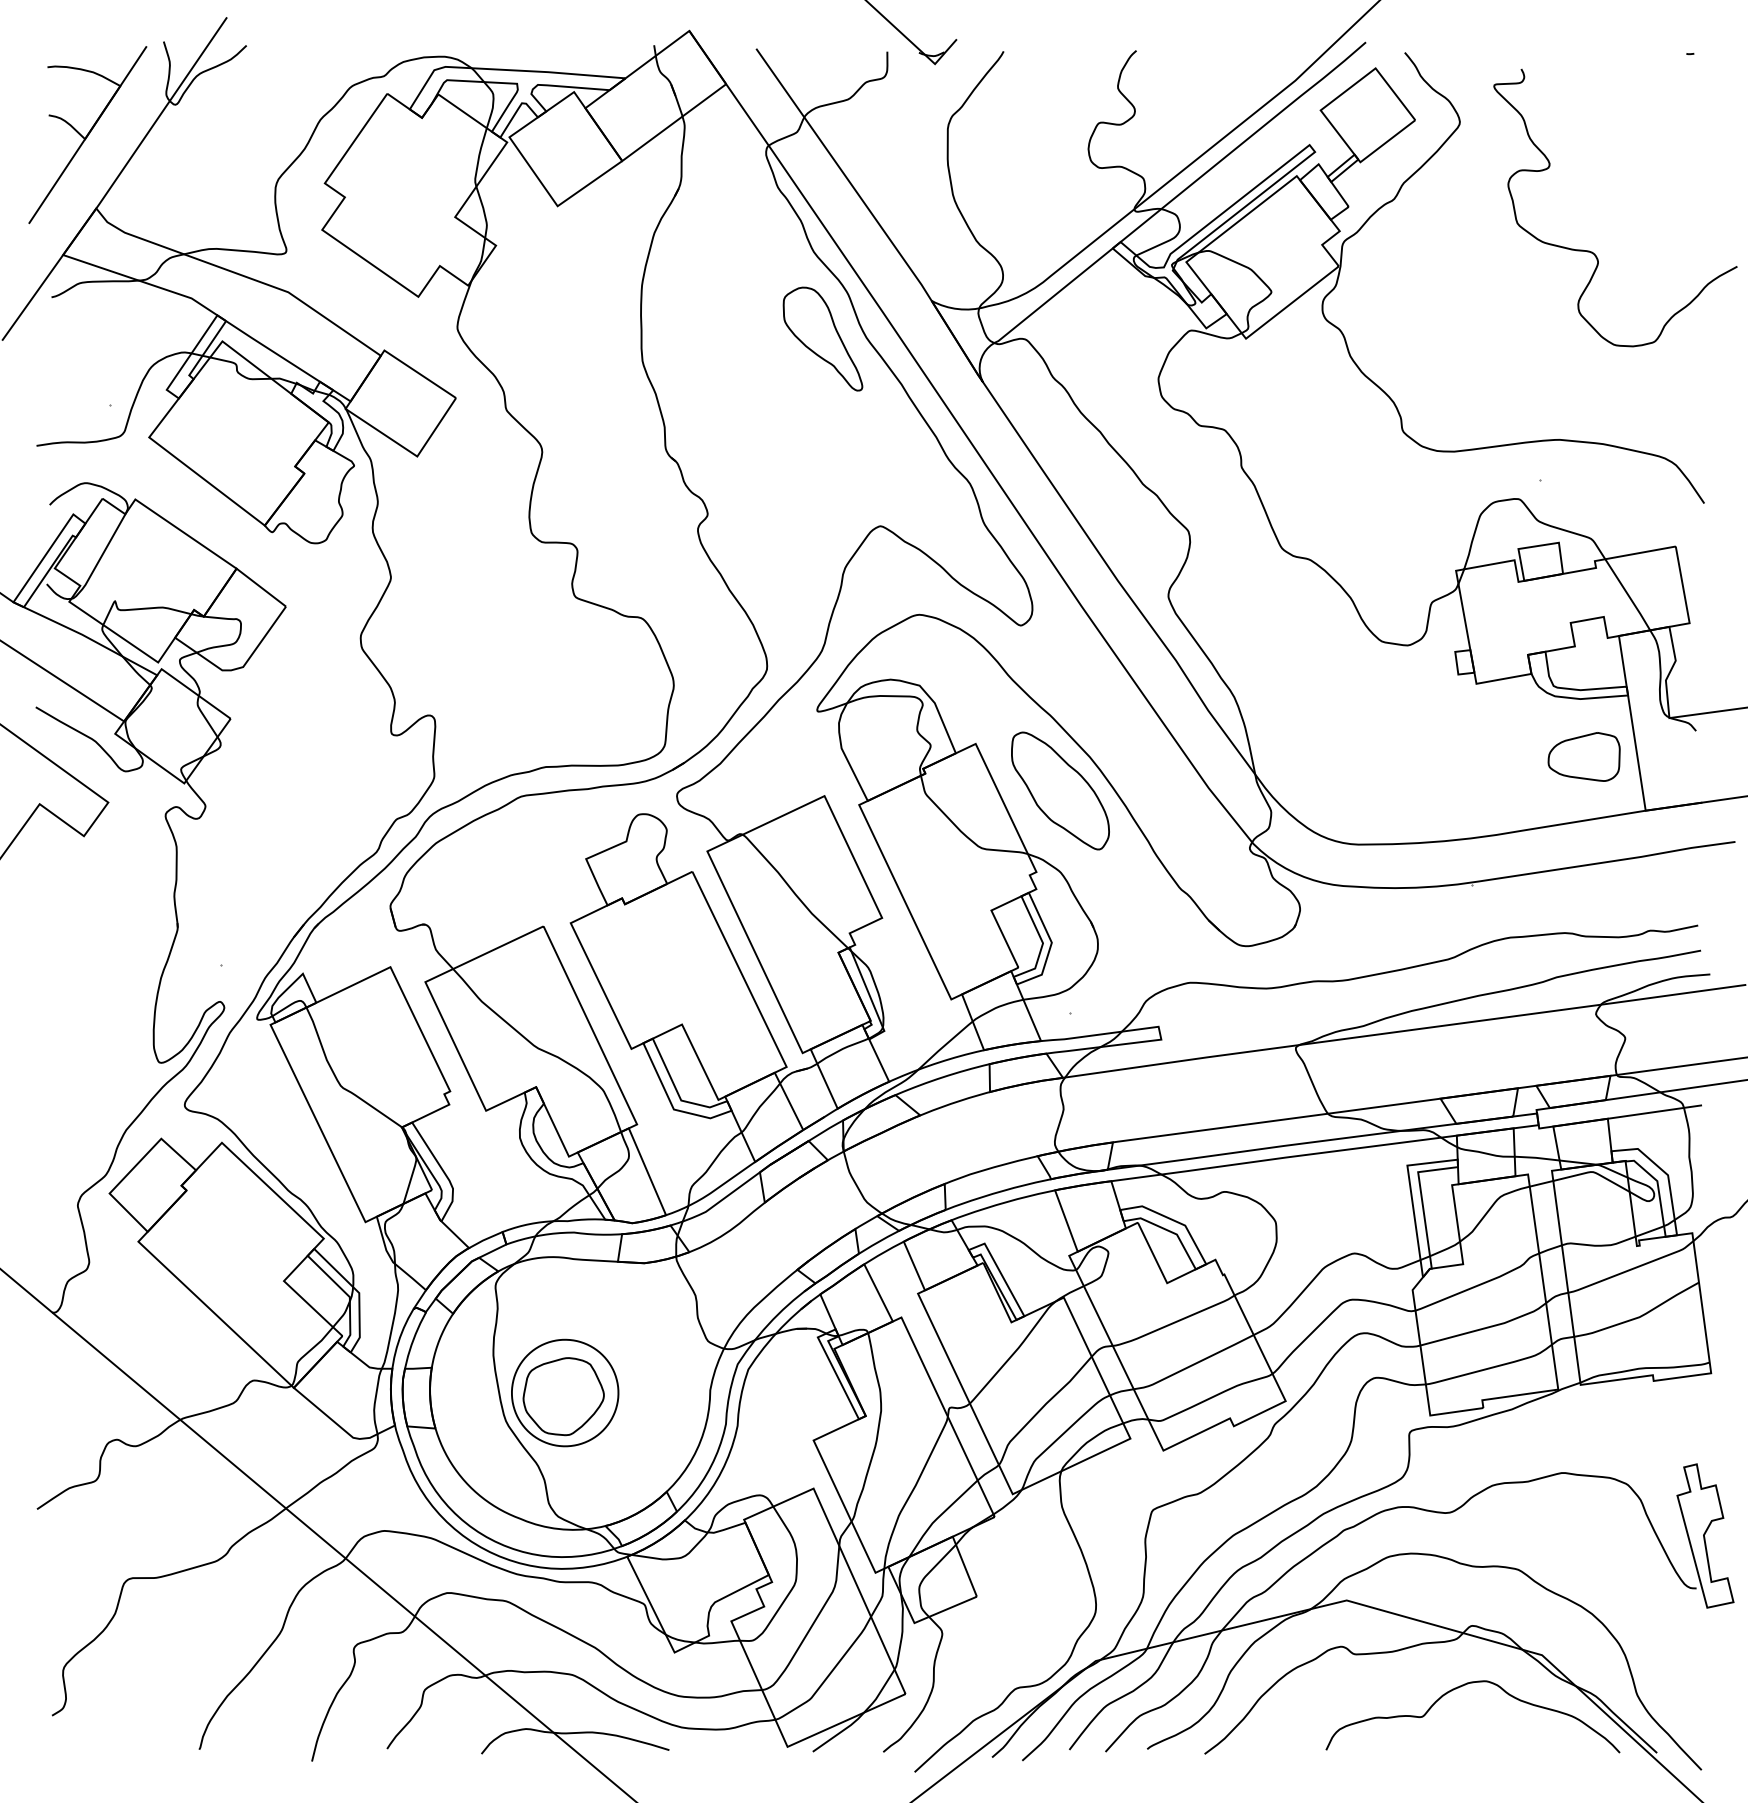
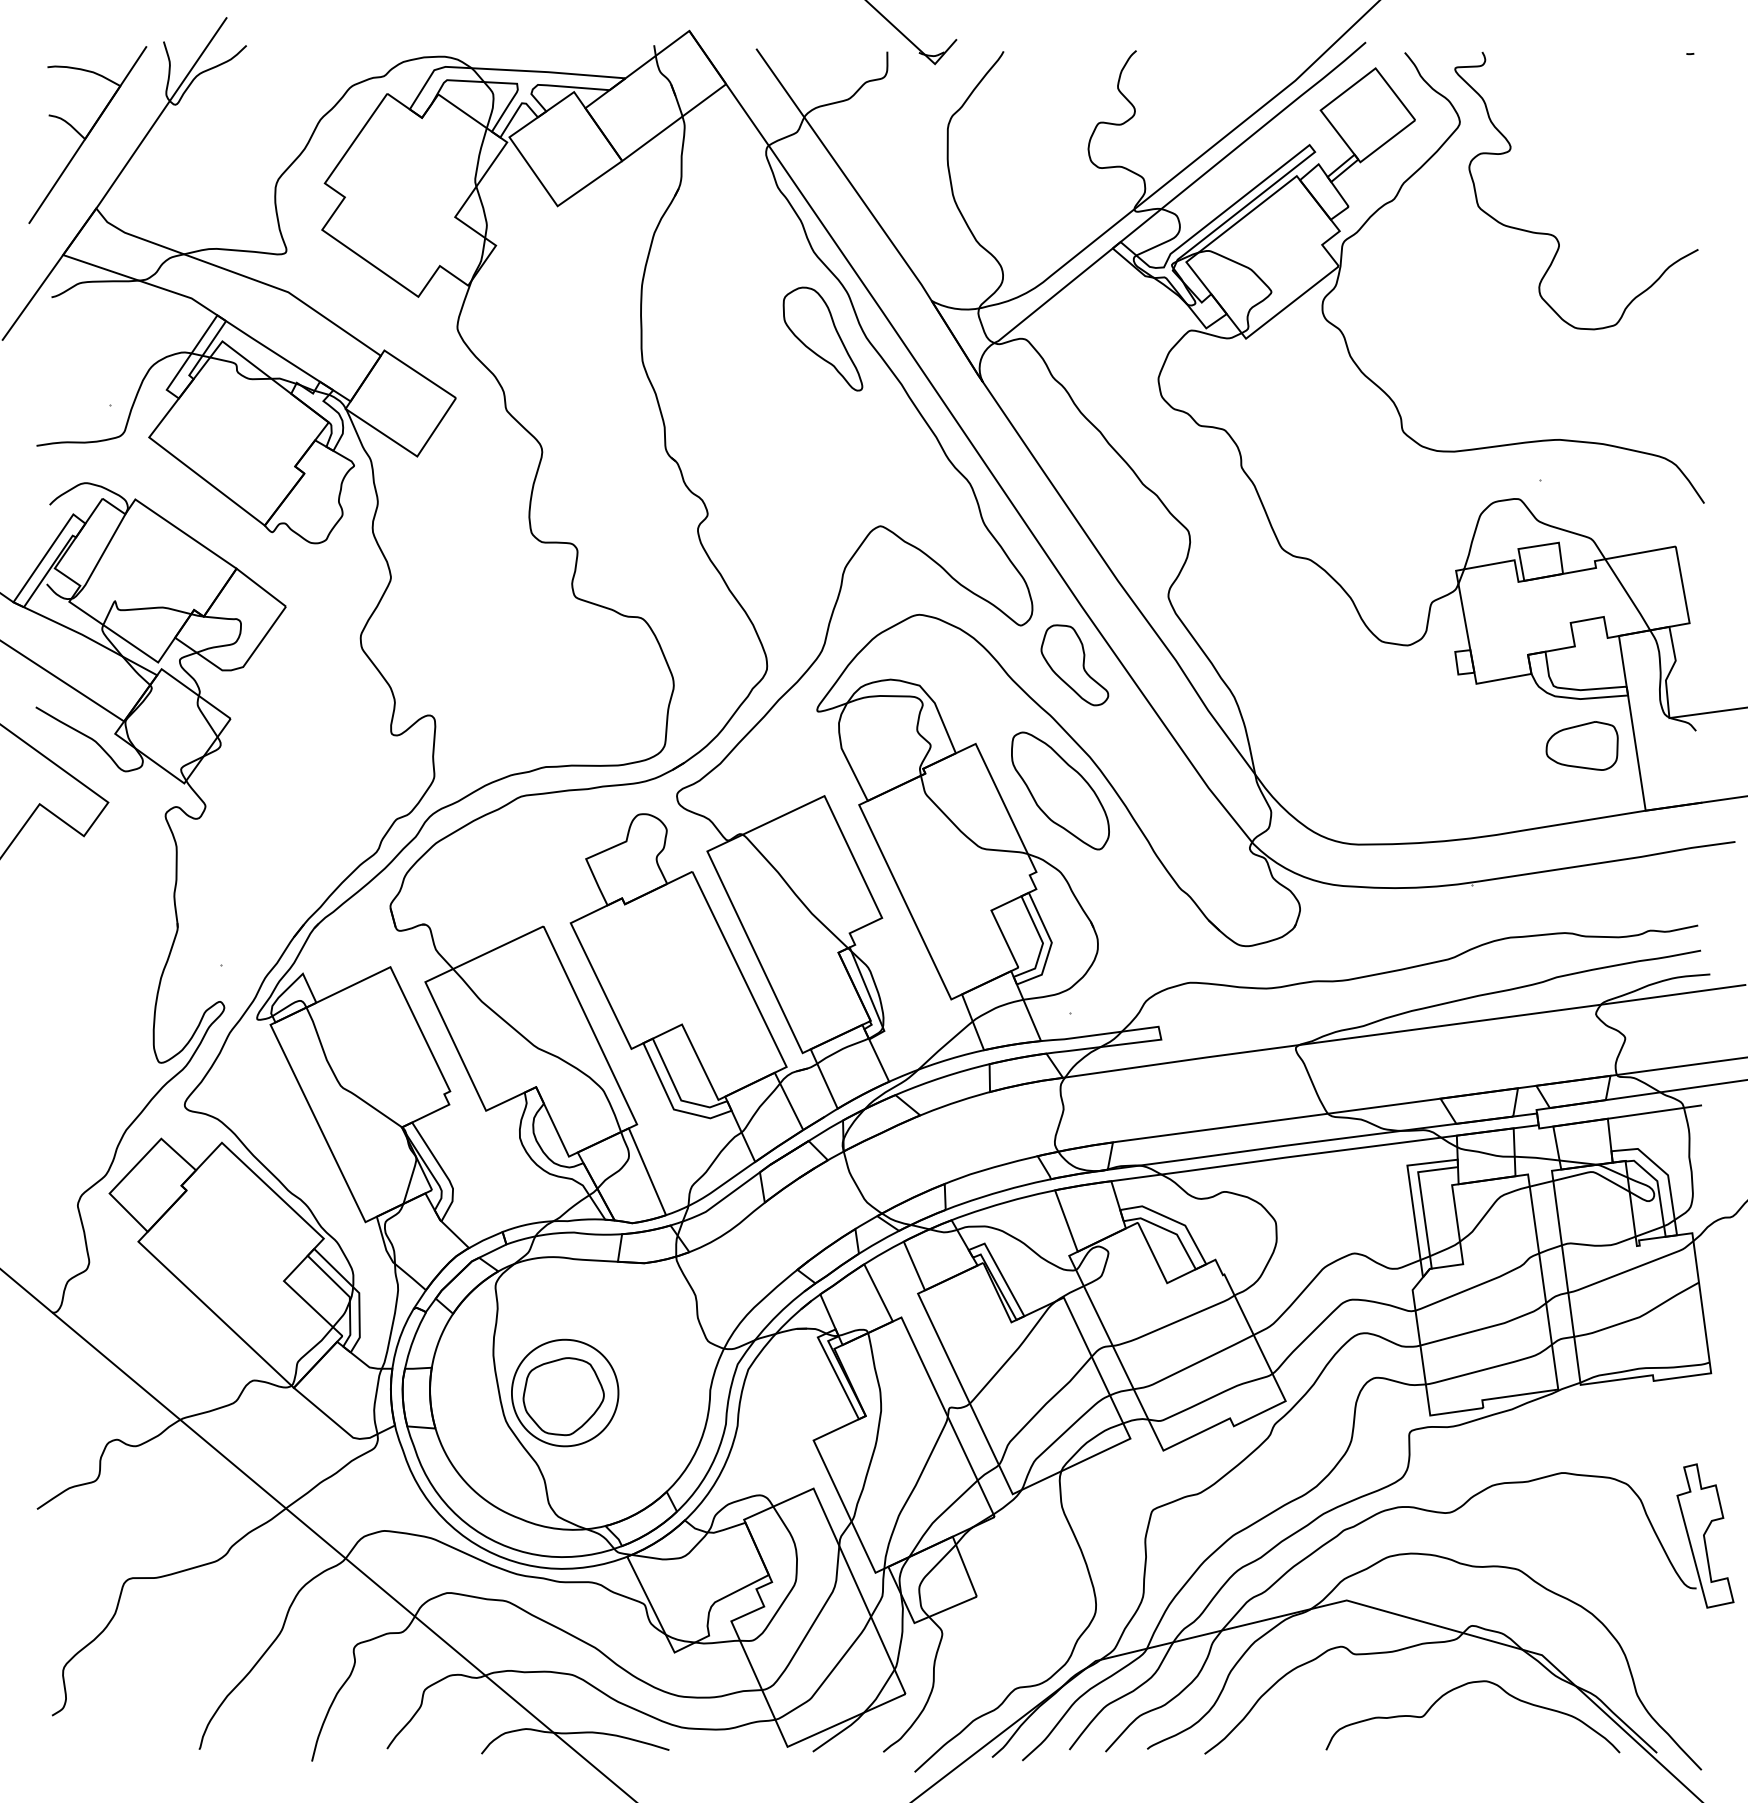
curve position: (1592, 251) -> (1553, 234) (1553, 234)
part: none -> present (1074, 665)
part position: (1583, 756) -> (1581, 745) (1581, 745)
